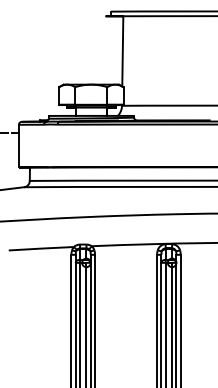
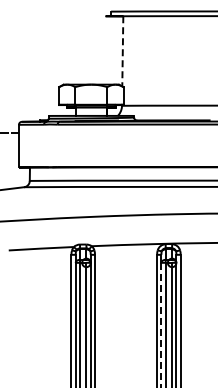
line: solid -> dashed (122, 51)
line: solid -> dashed (161, 325)
